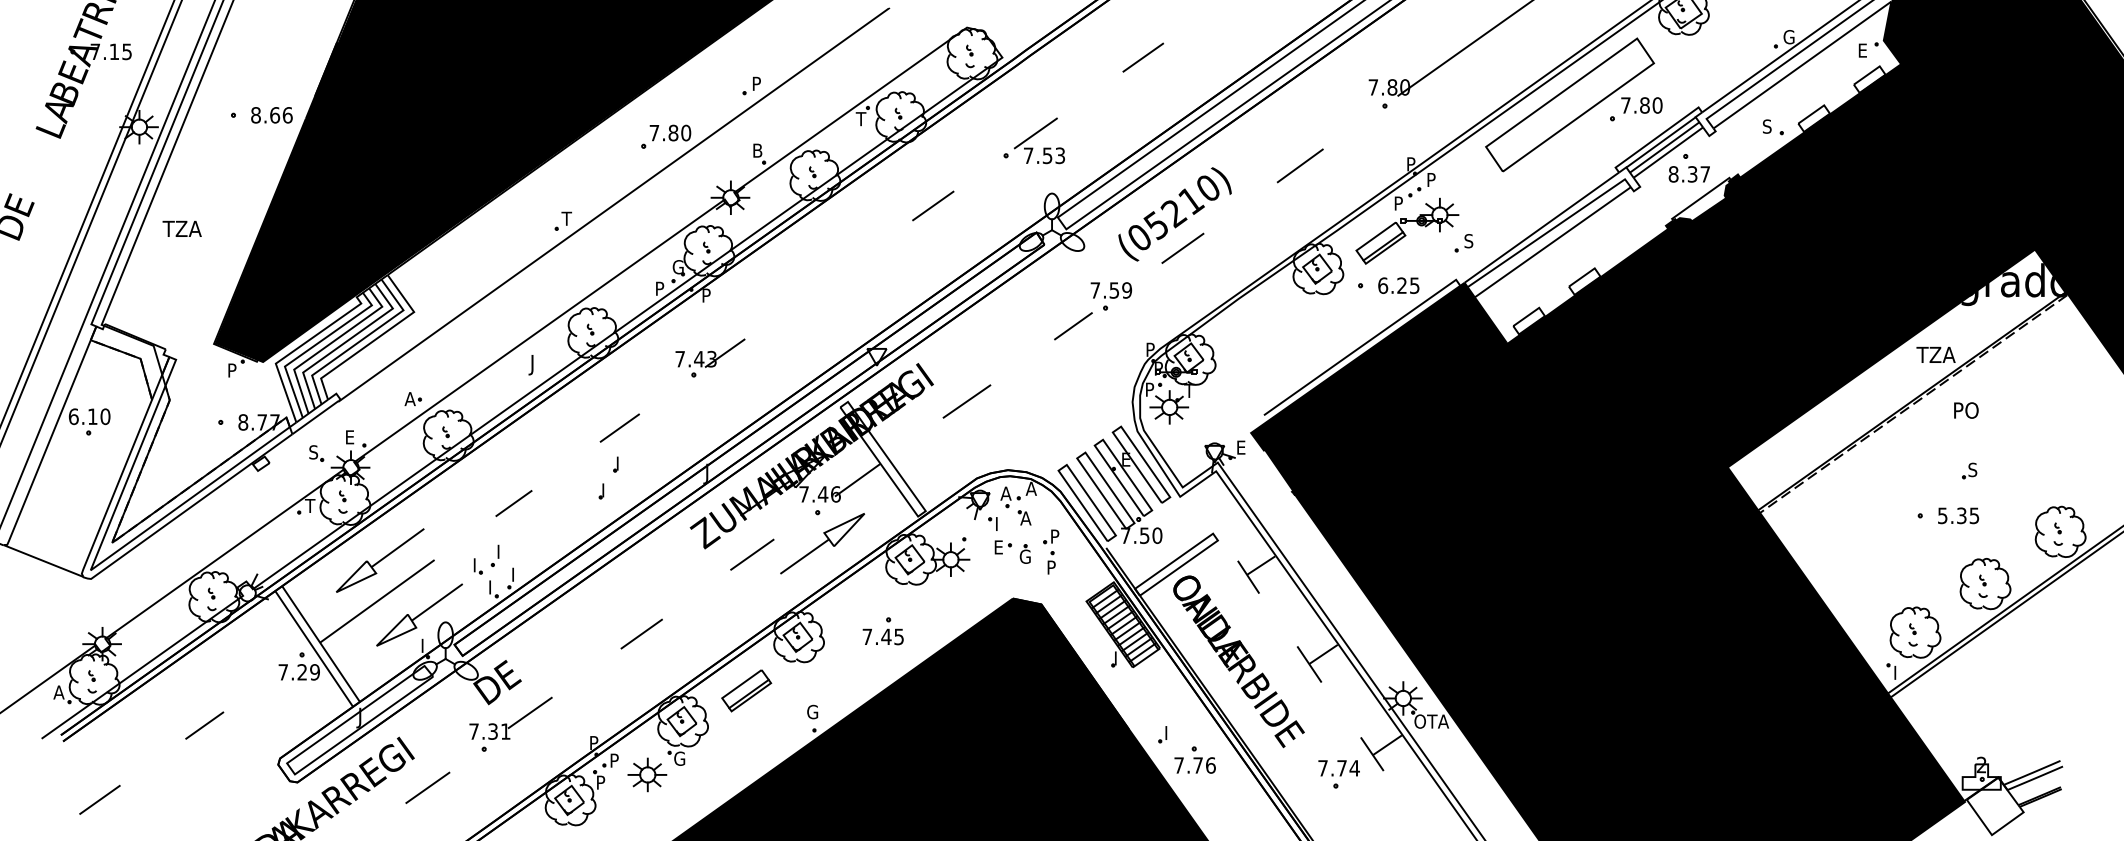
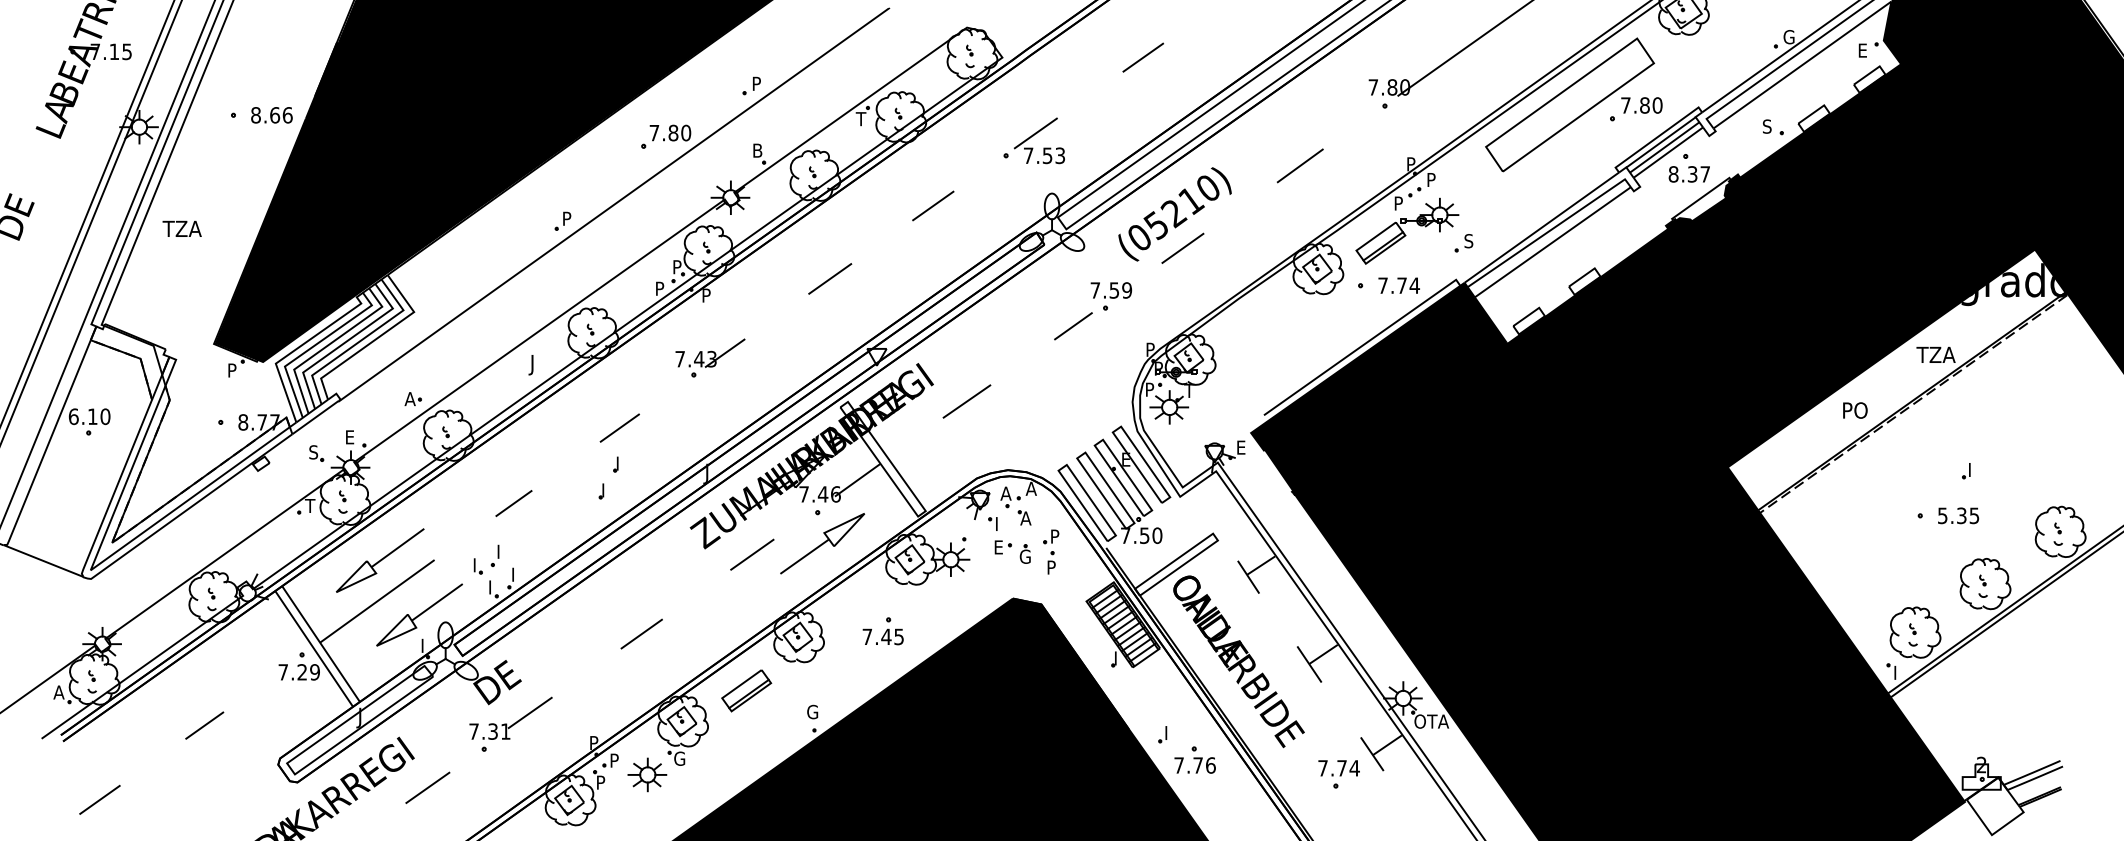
text: T -> P (566, 218)
text: G -> P (677, 267)
line: none -> present (830, 278)
text: 6.25 -> 7.74 (1398, 285)
text position: (1966, 410) -> (1855, 410) (1855, 410)
text: S -> I (1972, 469)
